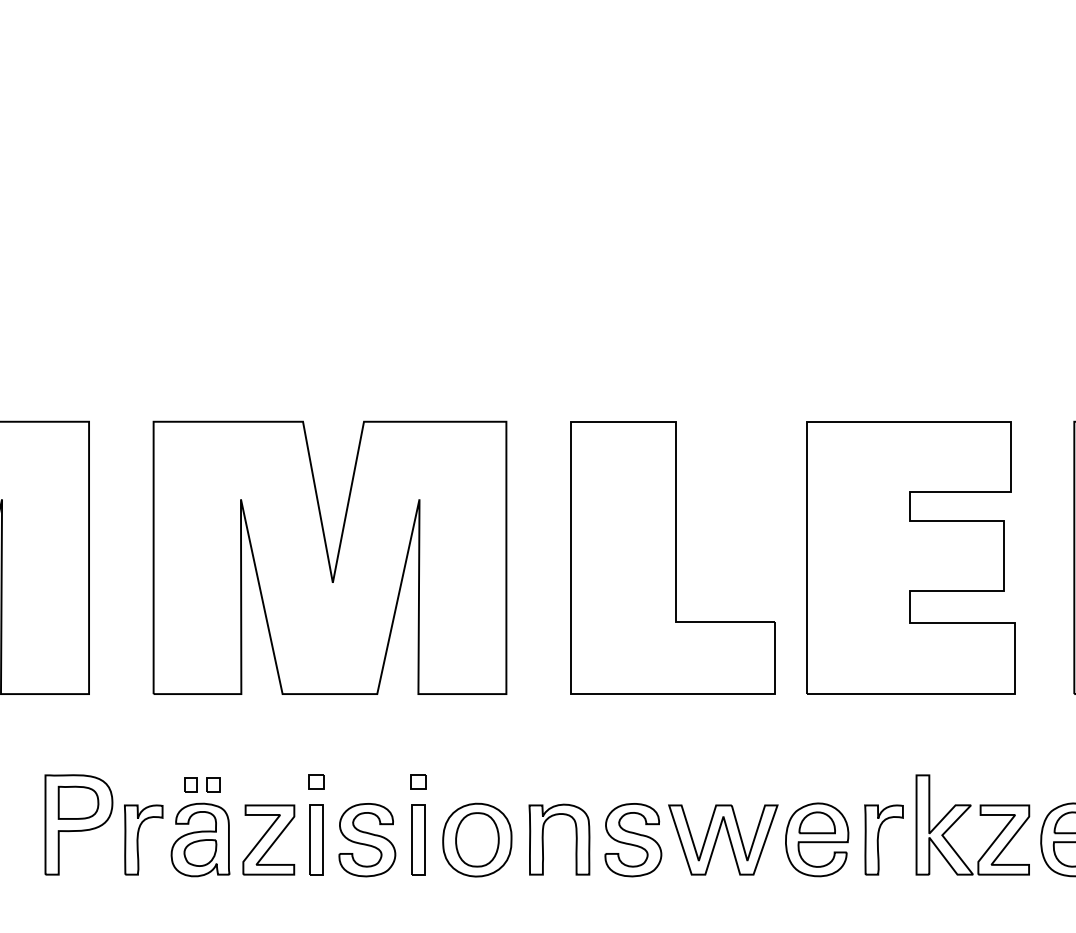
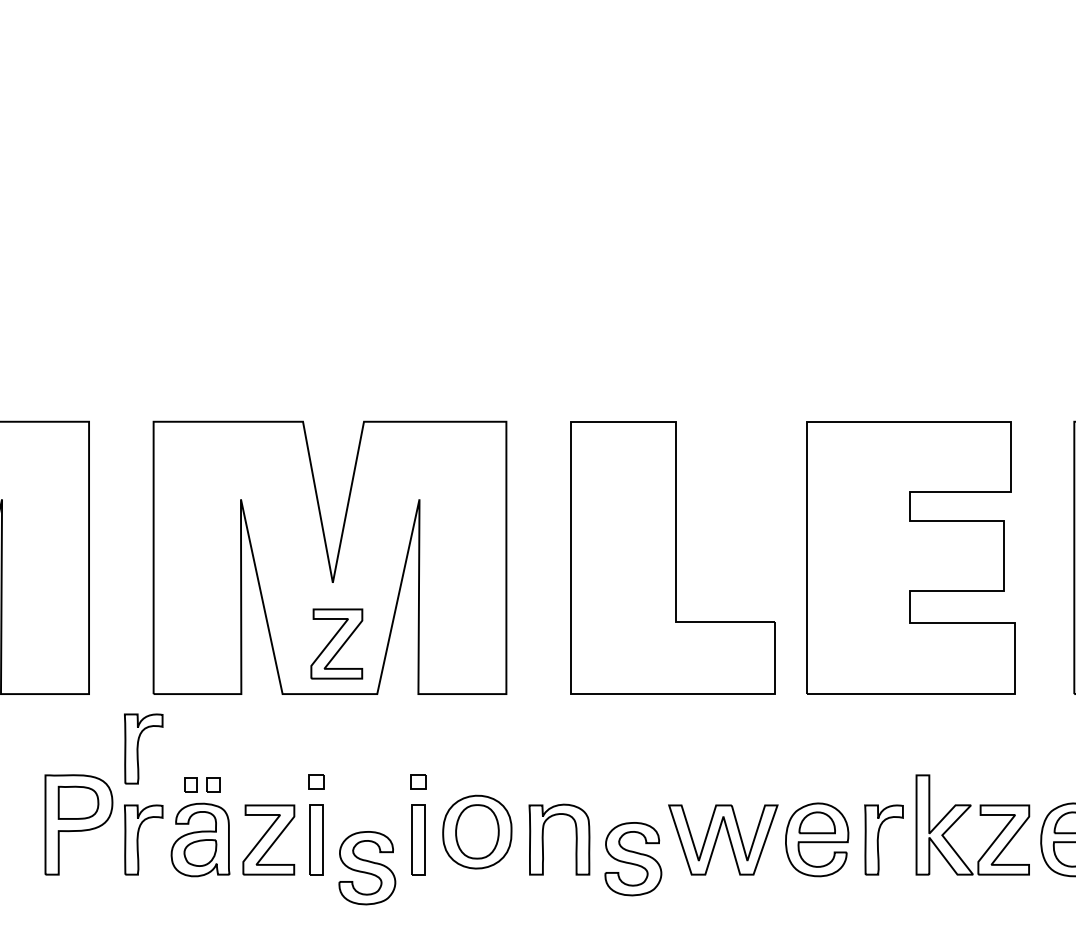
part: none -> present (336, 643)
part: none -> present (143, 748)
part position: (477, 839) -> (477, 831) (477, 831)
part position: (367, 840) -> (367, 868) (367, 868)
part position: (633, 840) -> (633, 859) (633, 859)
